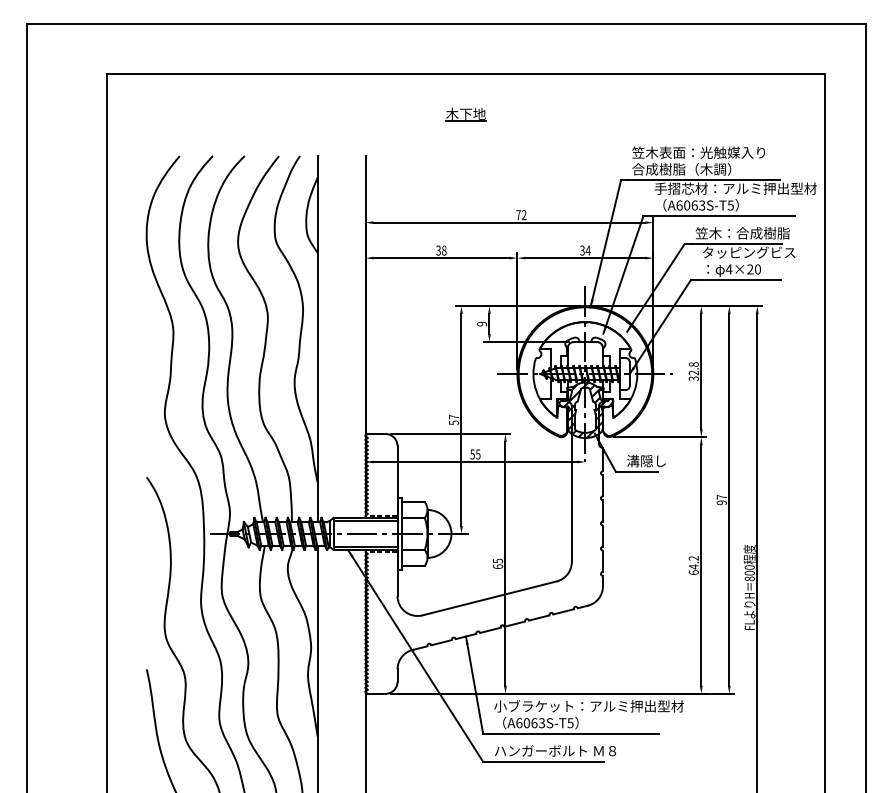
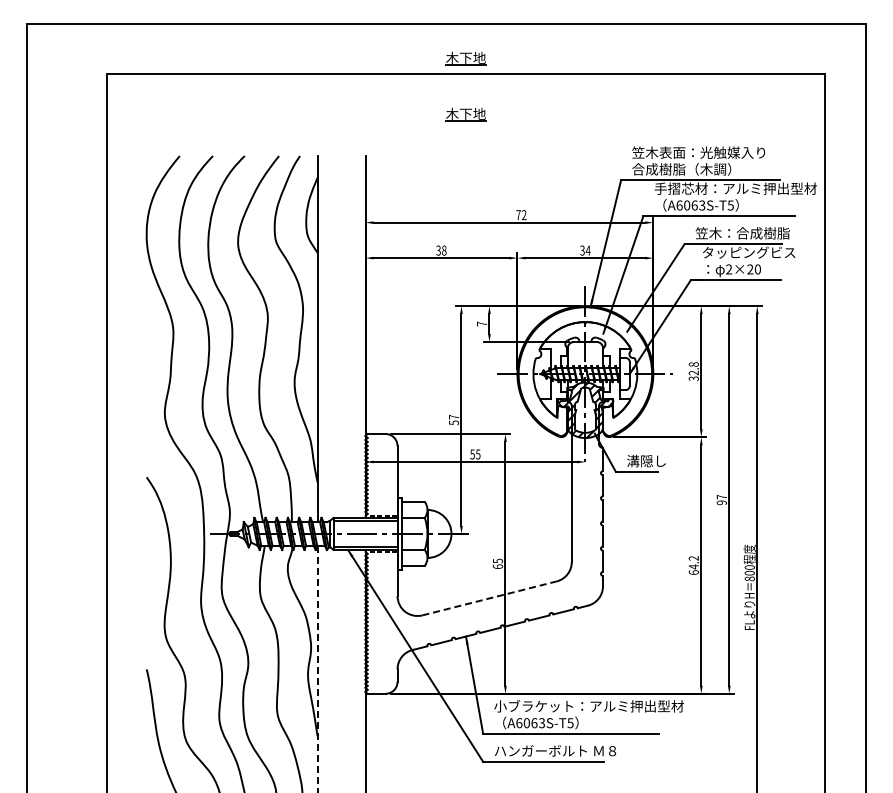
part: none -> present (465, 58)
text: 4×20 -> 2×20 (728, 269)
text: 9 -> 7 (481, 323)
line: solid -> dashed (490, 598)
line: solid -> dashed (317, 669)
